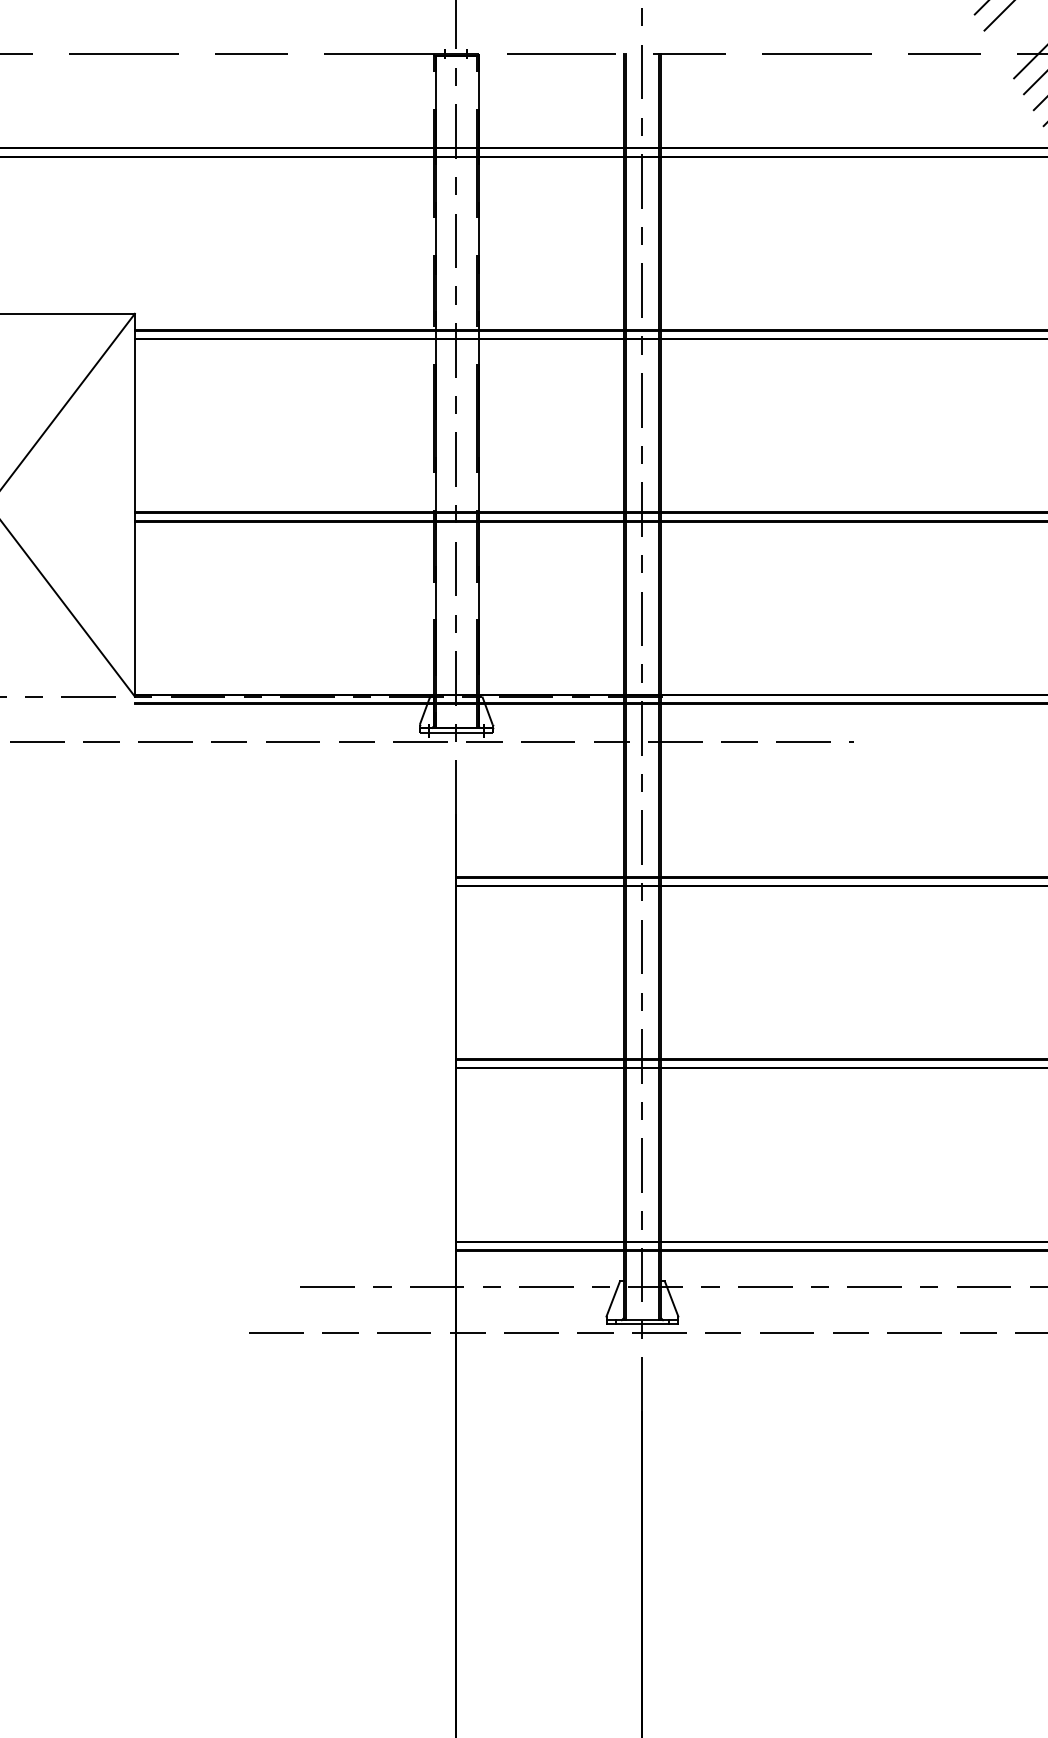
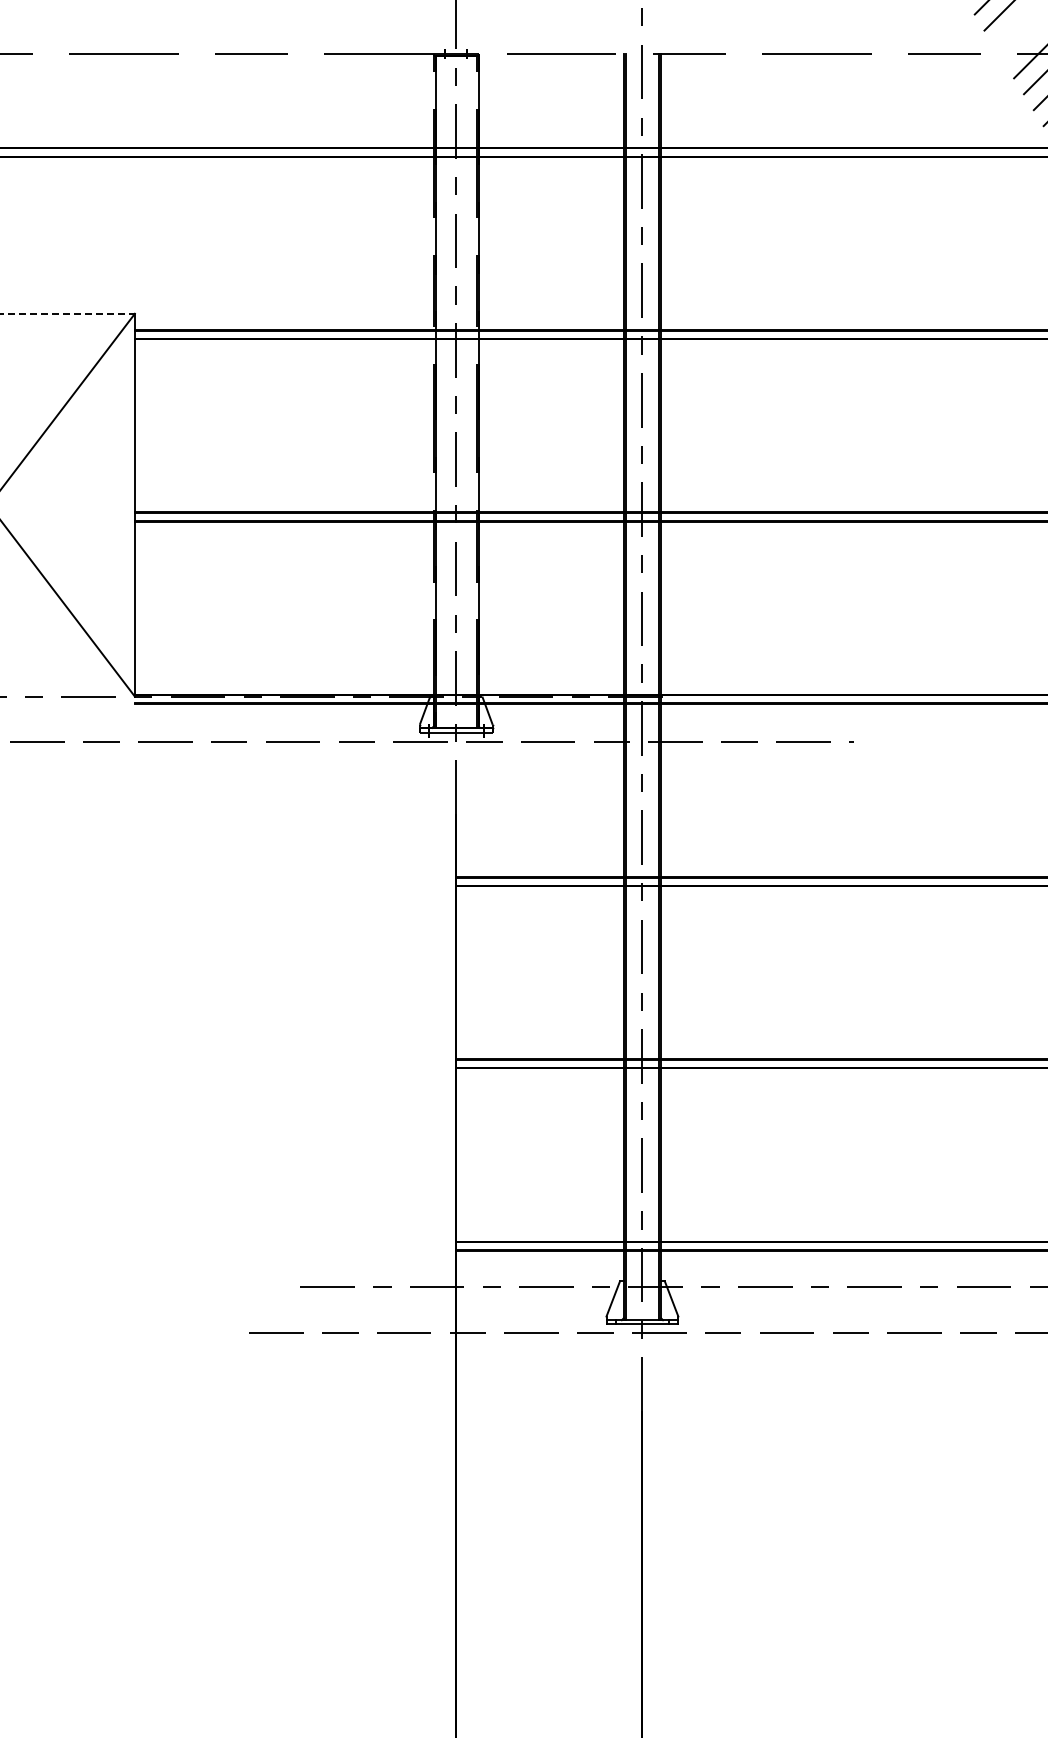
line: solid -> dashed (67, 313)
